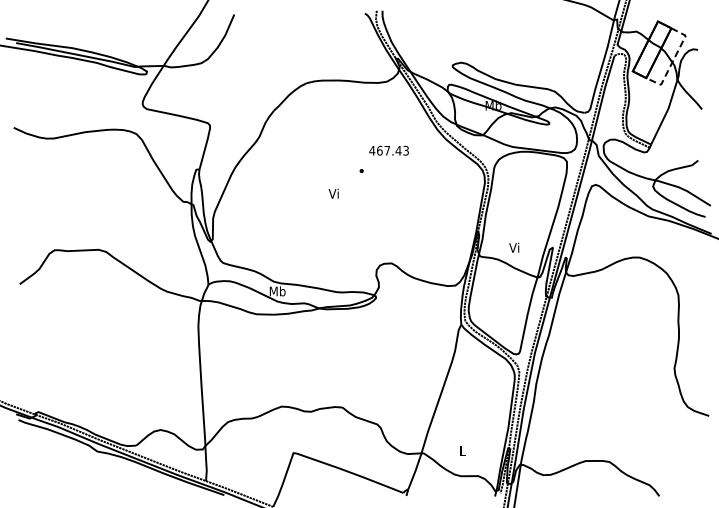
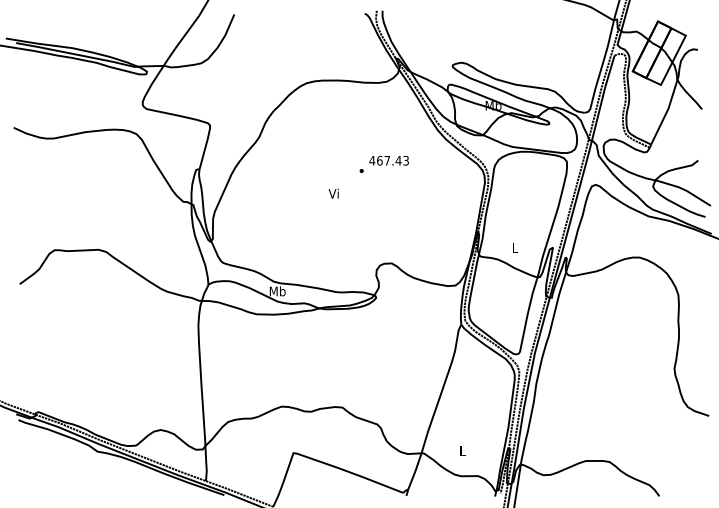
line: dashed -> solid (673, 60)
text position: (388, 150) -> (388, 160) (388, 160)
text: Vi -> L (514, 247)
